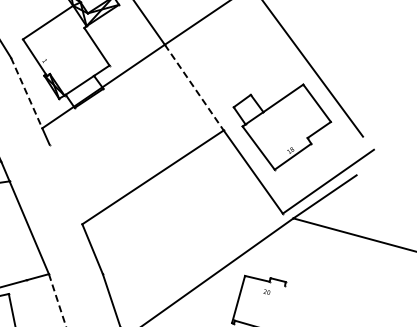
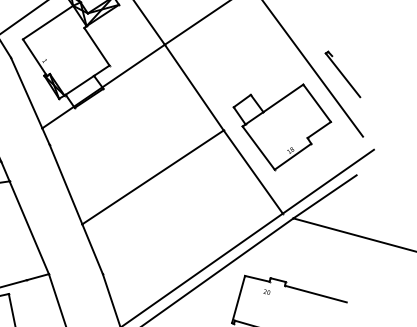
line: none -> present (23, 17)
part: none -> present (342, 74)
line: dashed -> solid (194, 87)
line: dashed -> solid (26, 93)
line: none -> present (65, 184)
line: none -> present (204, 268)
line: none -> present (315, 293)
line: dashed -> solid (57, 300)
